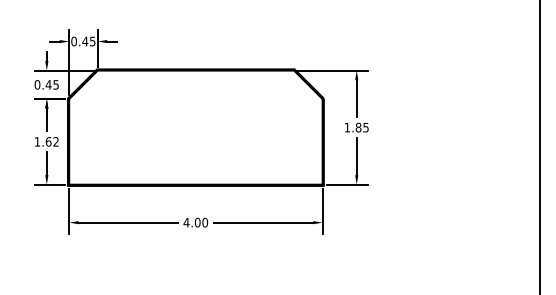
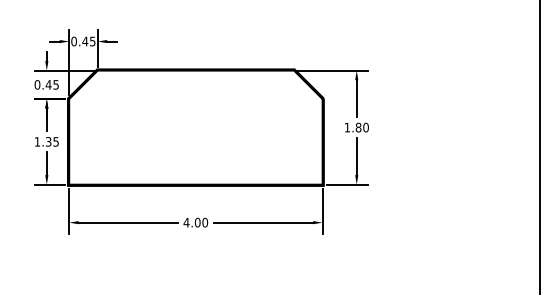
text: 1.85 -> 1.80 (365, 127)
text: 1.62 -> 1.35 (51, 141)
